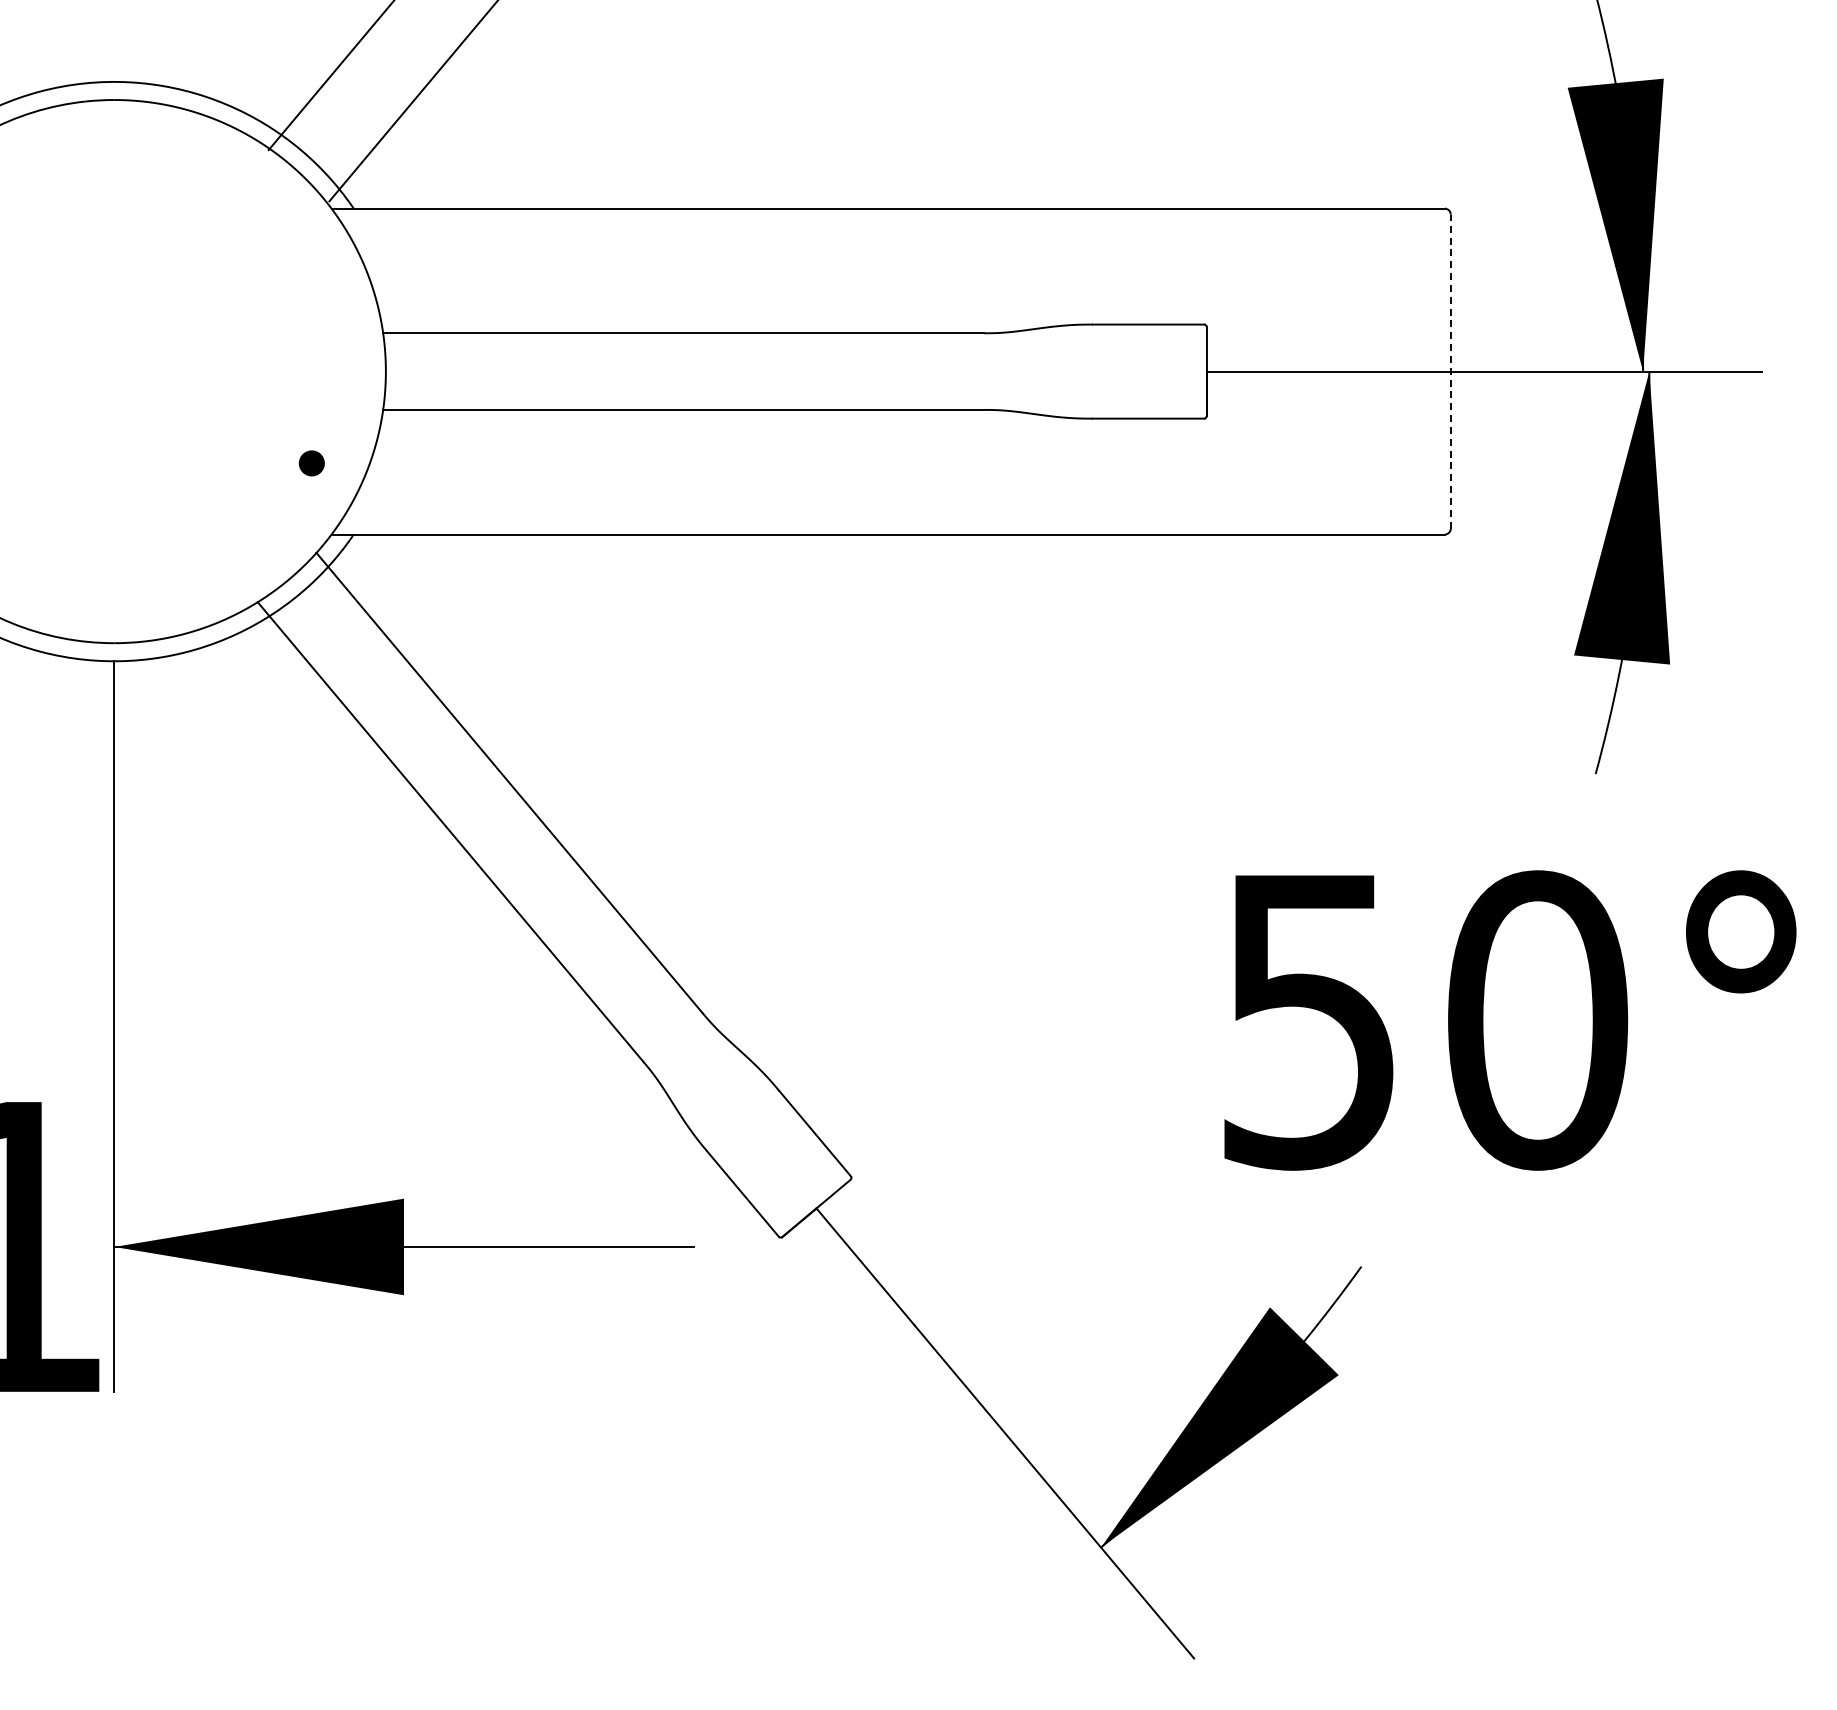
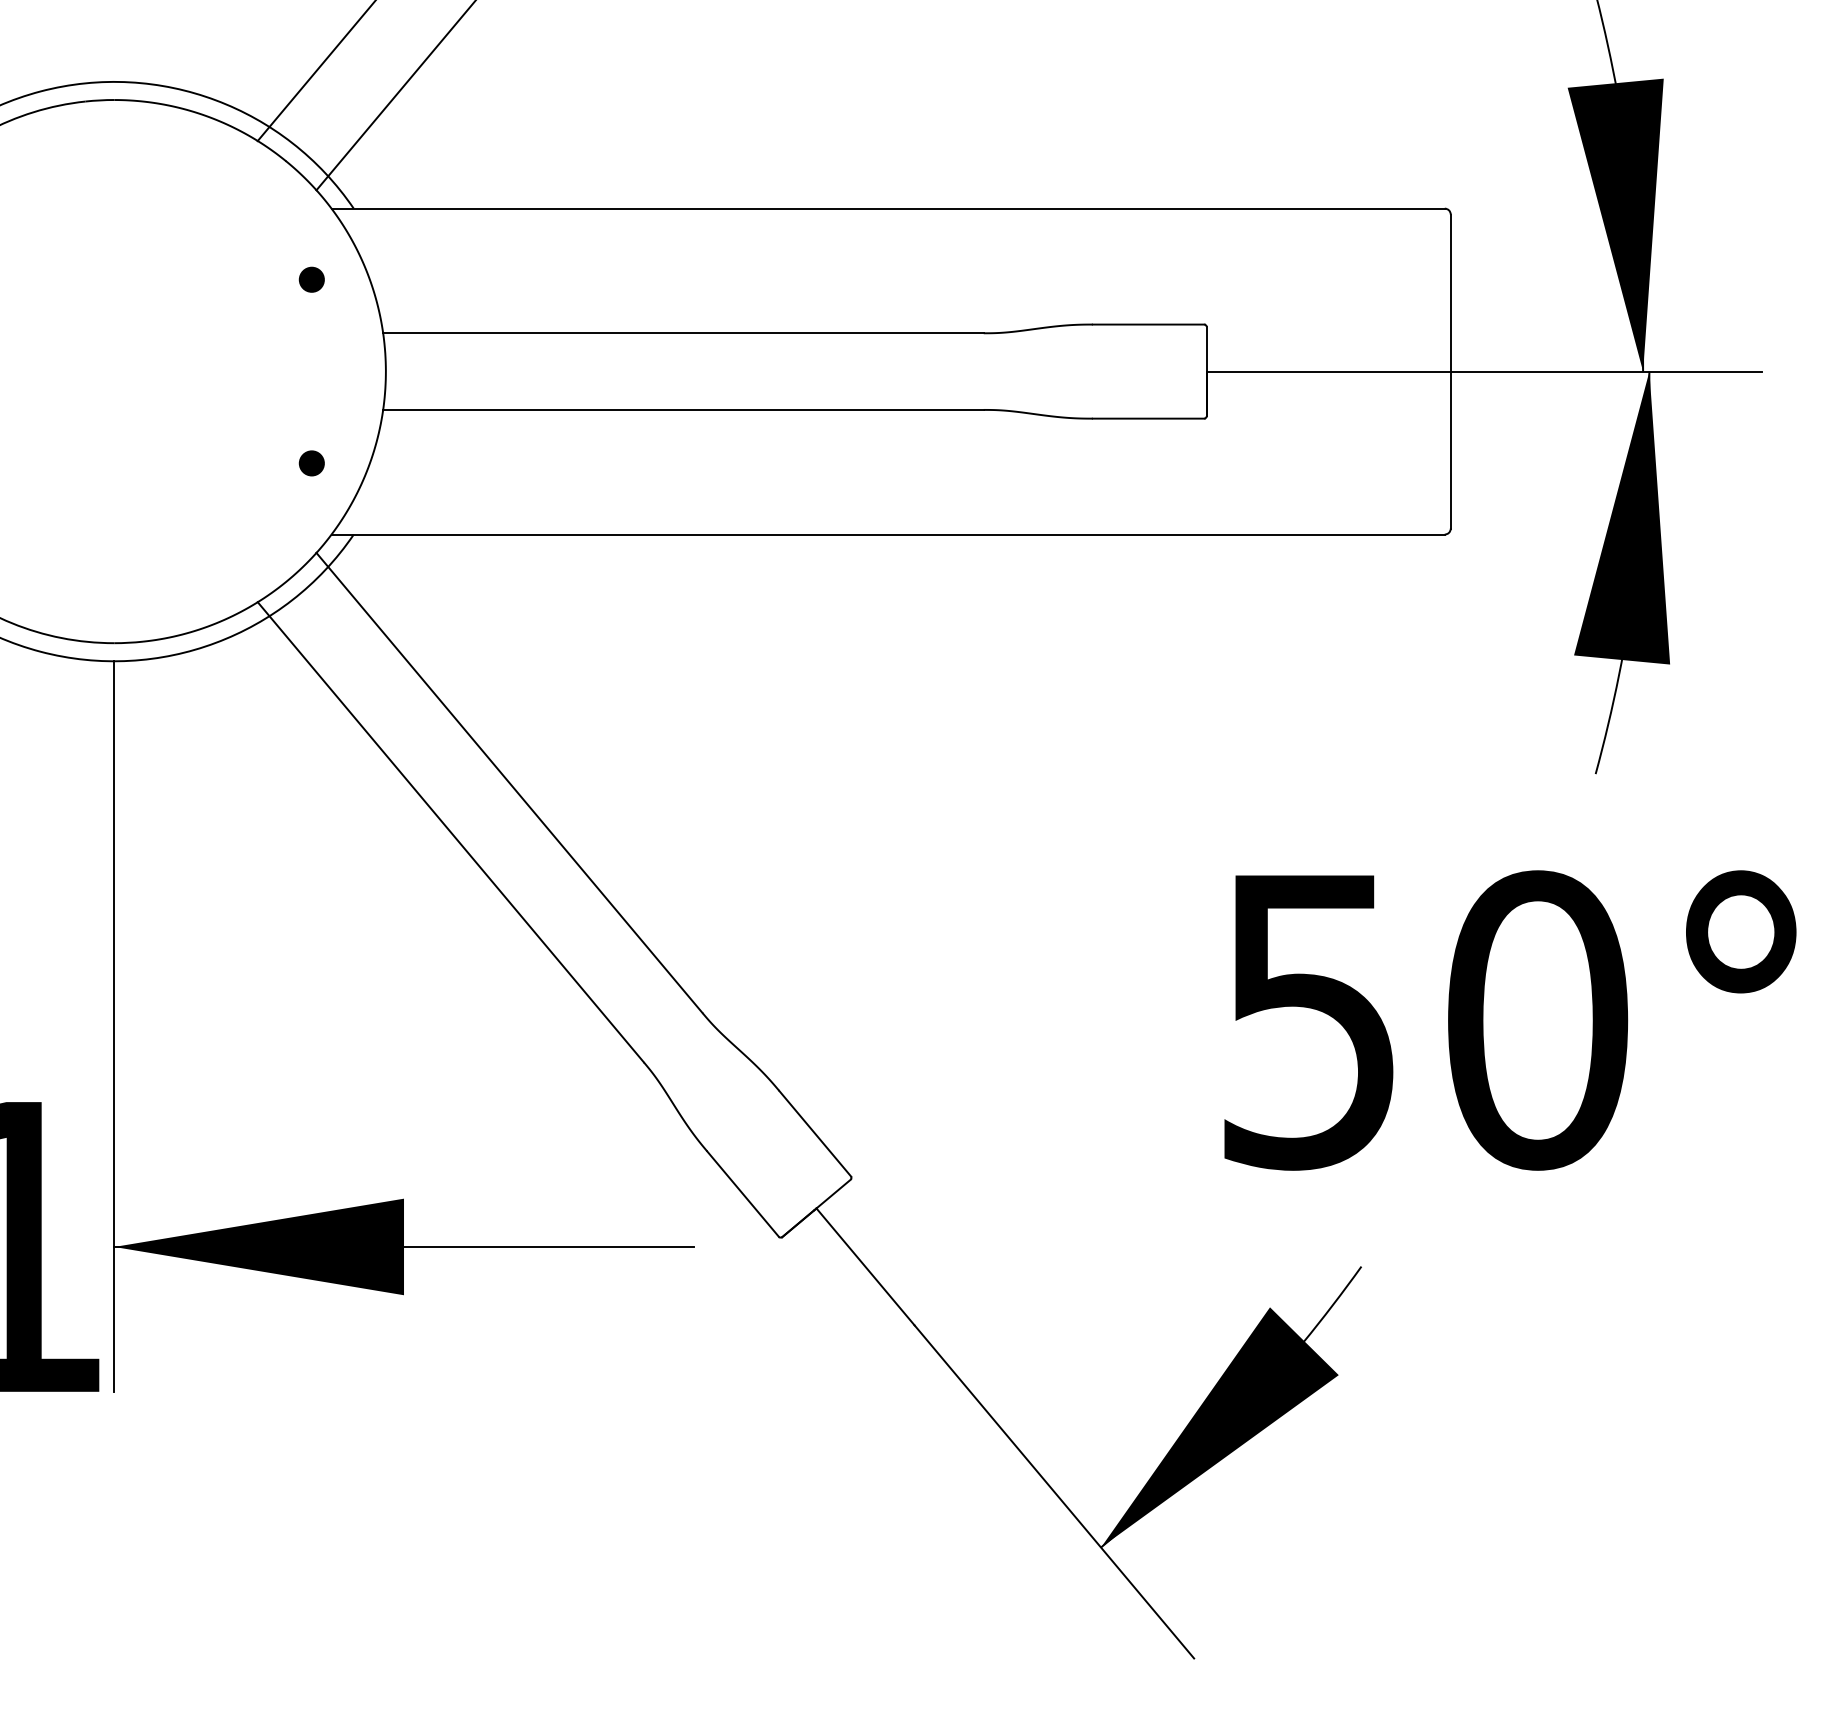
line position: (330, 76) -> (315, 71) (315, 71)
line position: (412, 101) -> (395, 96) (395, 96)
part: none -> present (311, 279)
line: dashed -> solid (1450, 371)
